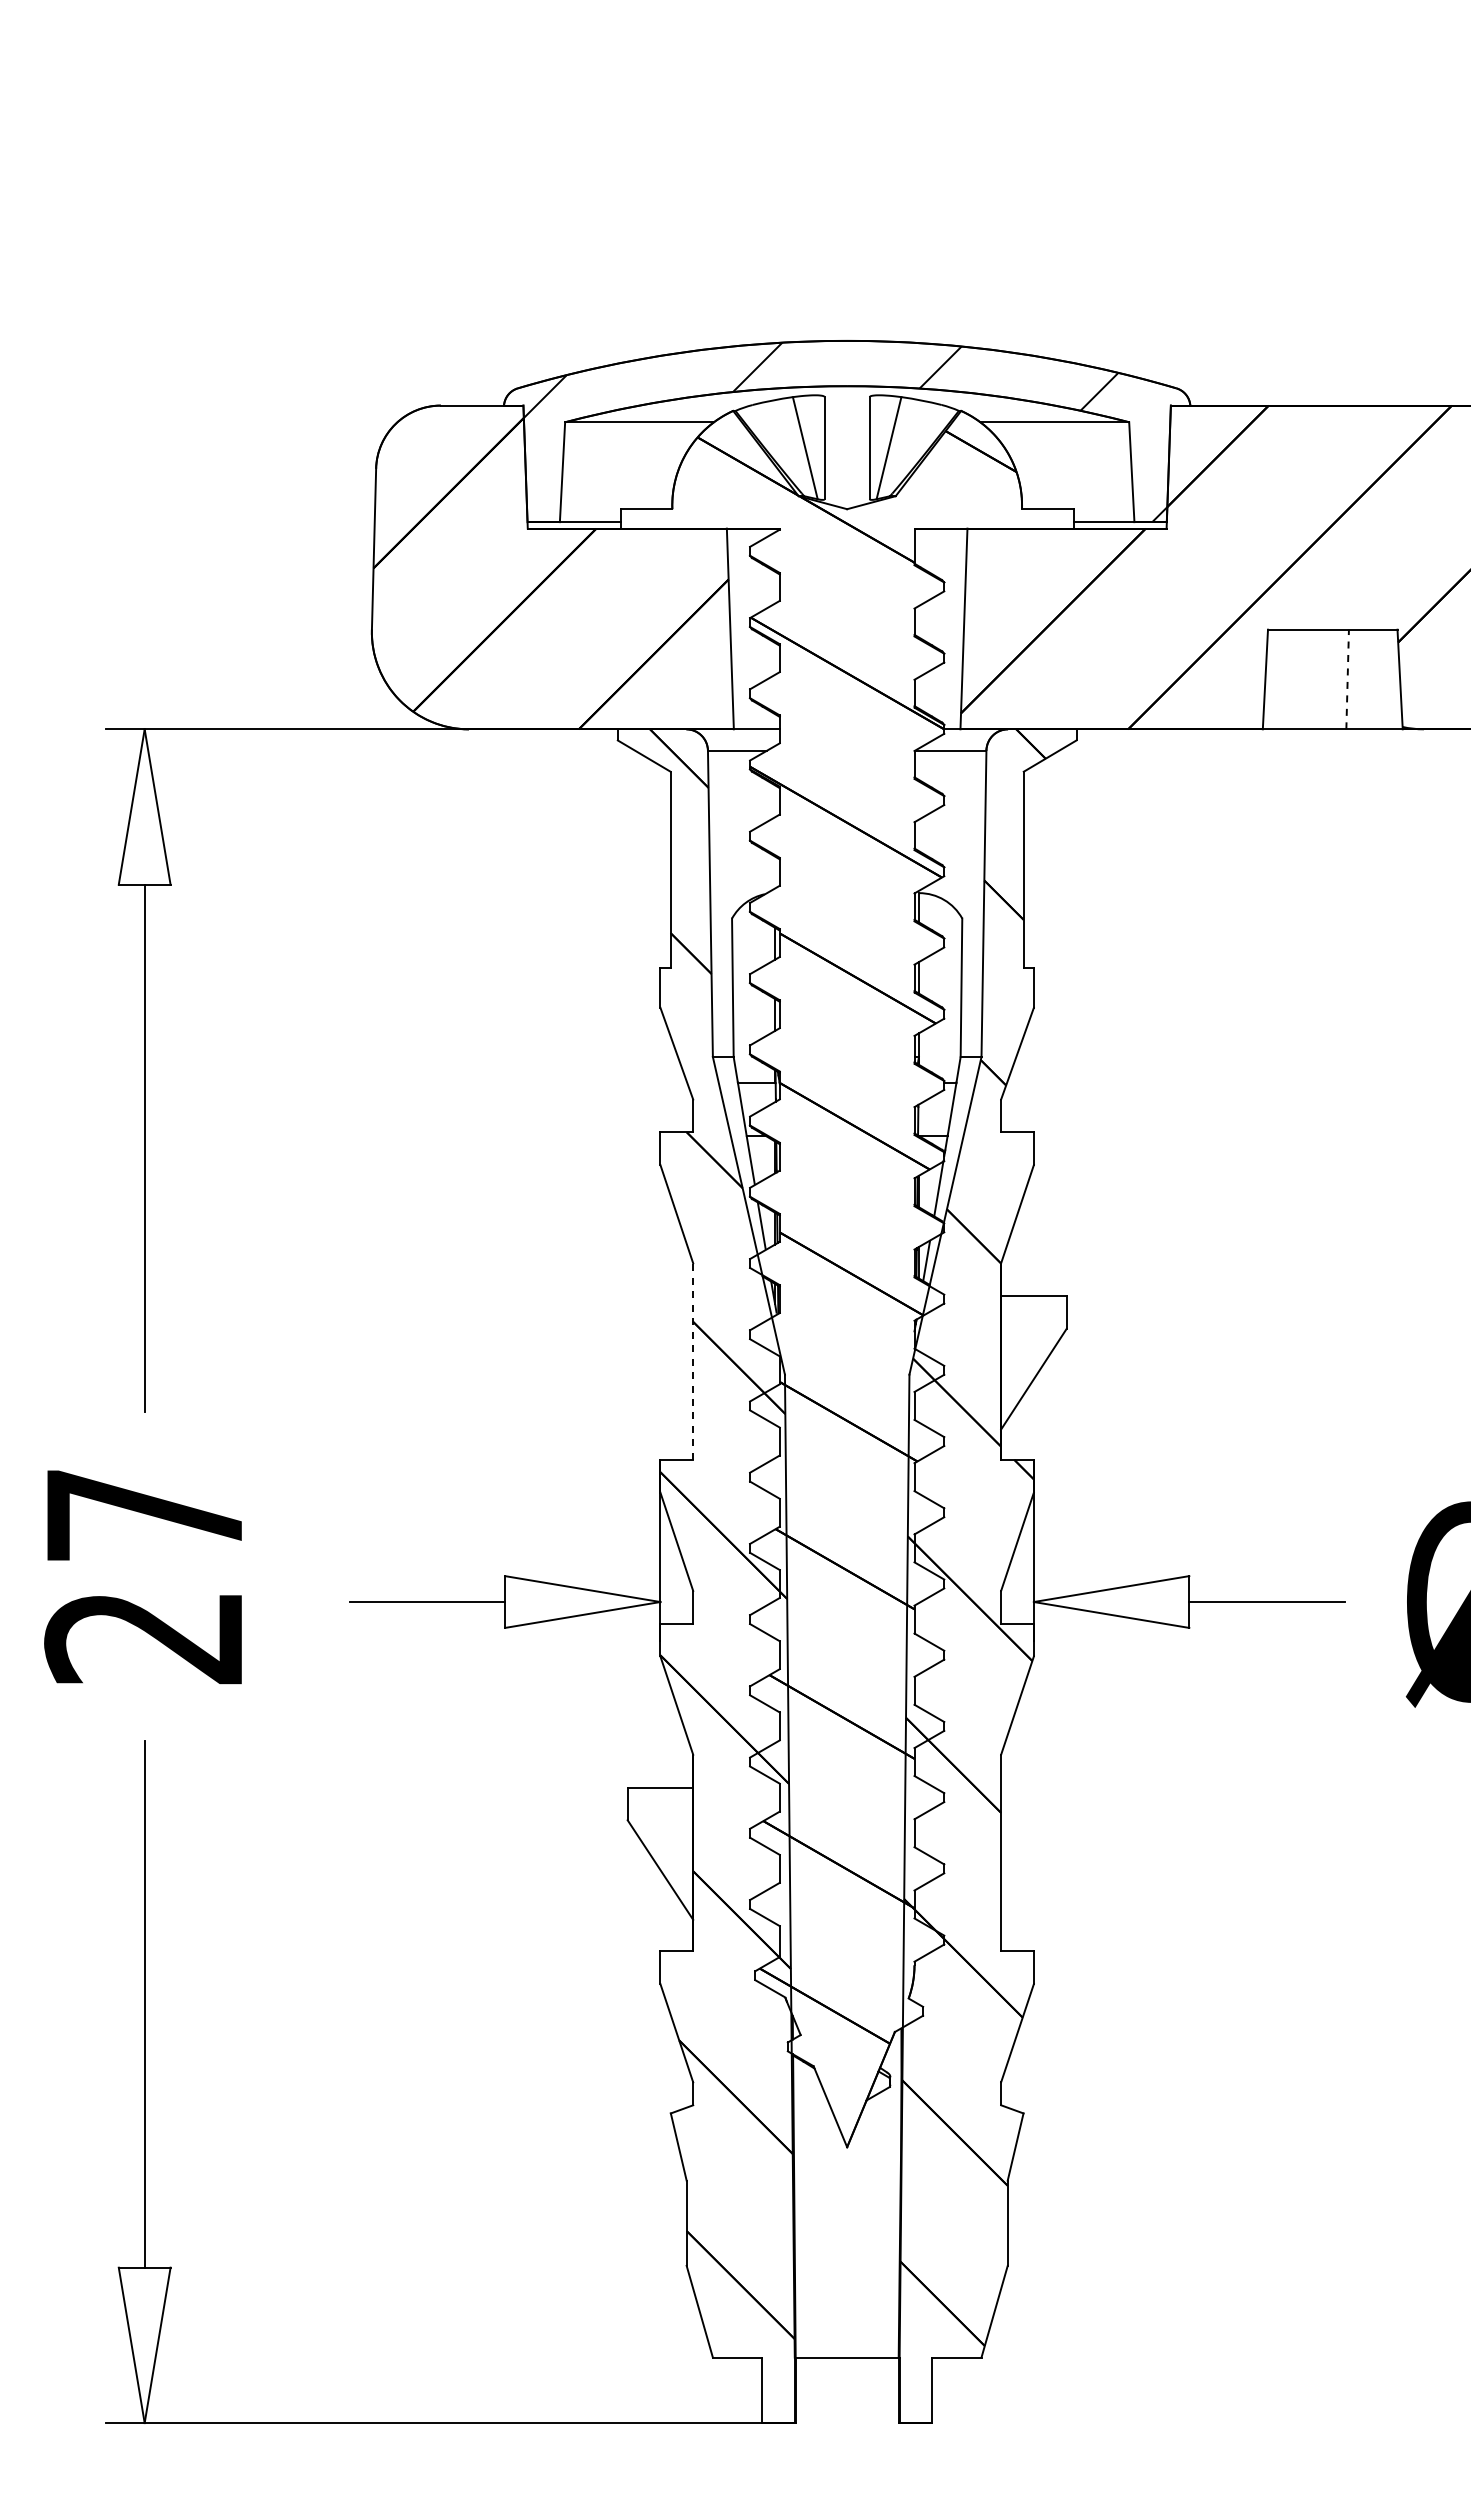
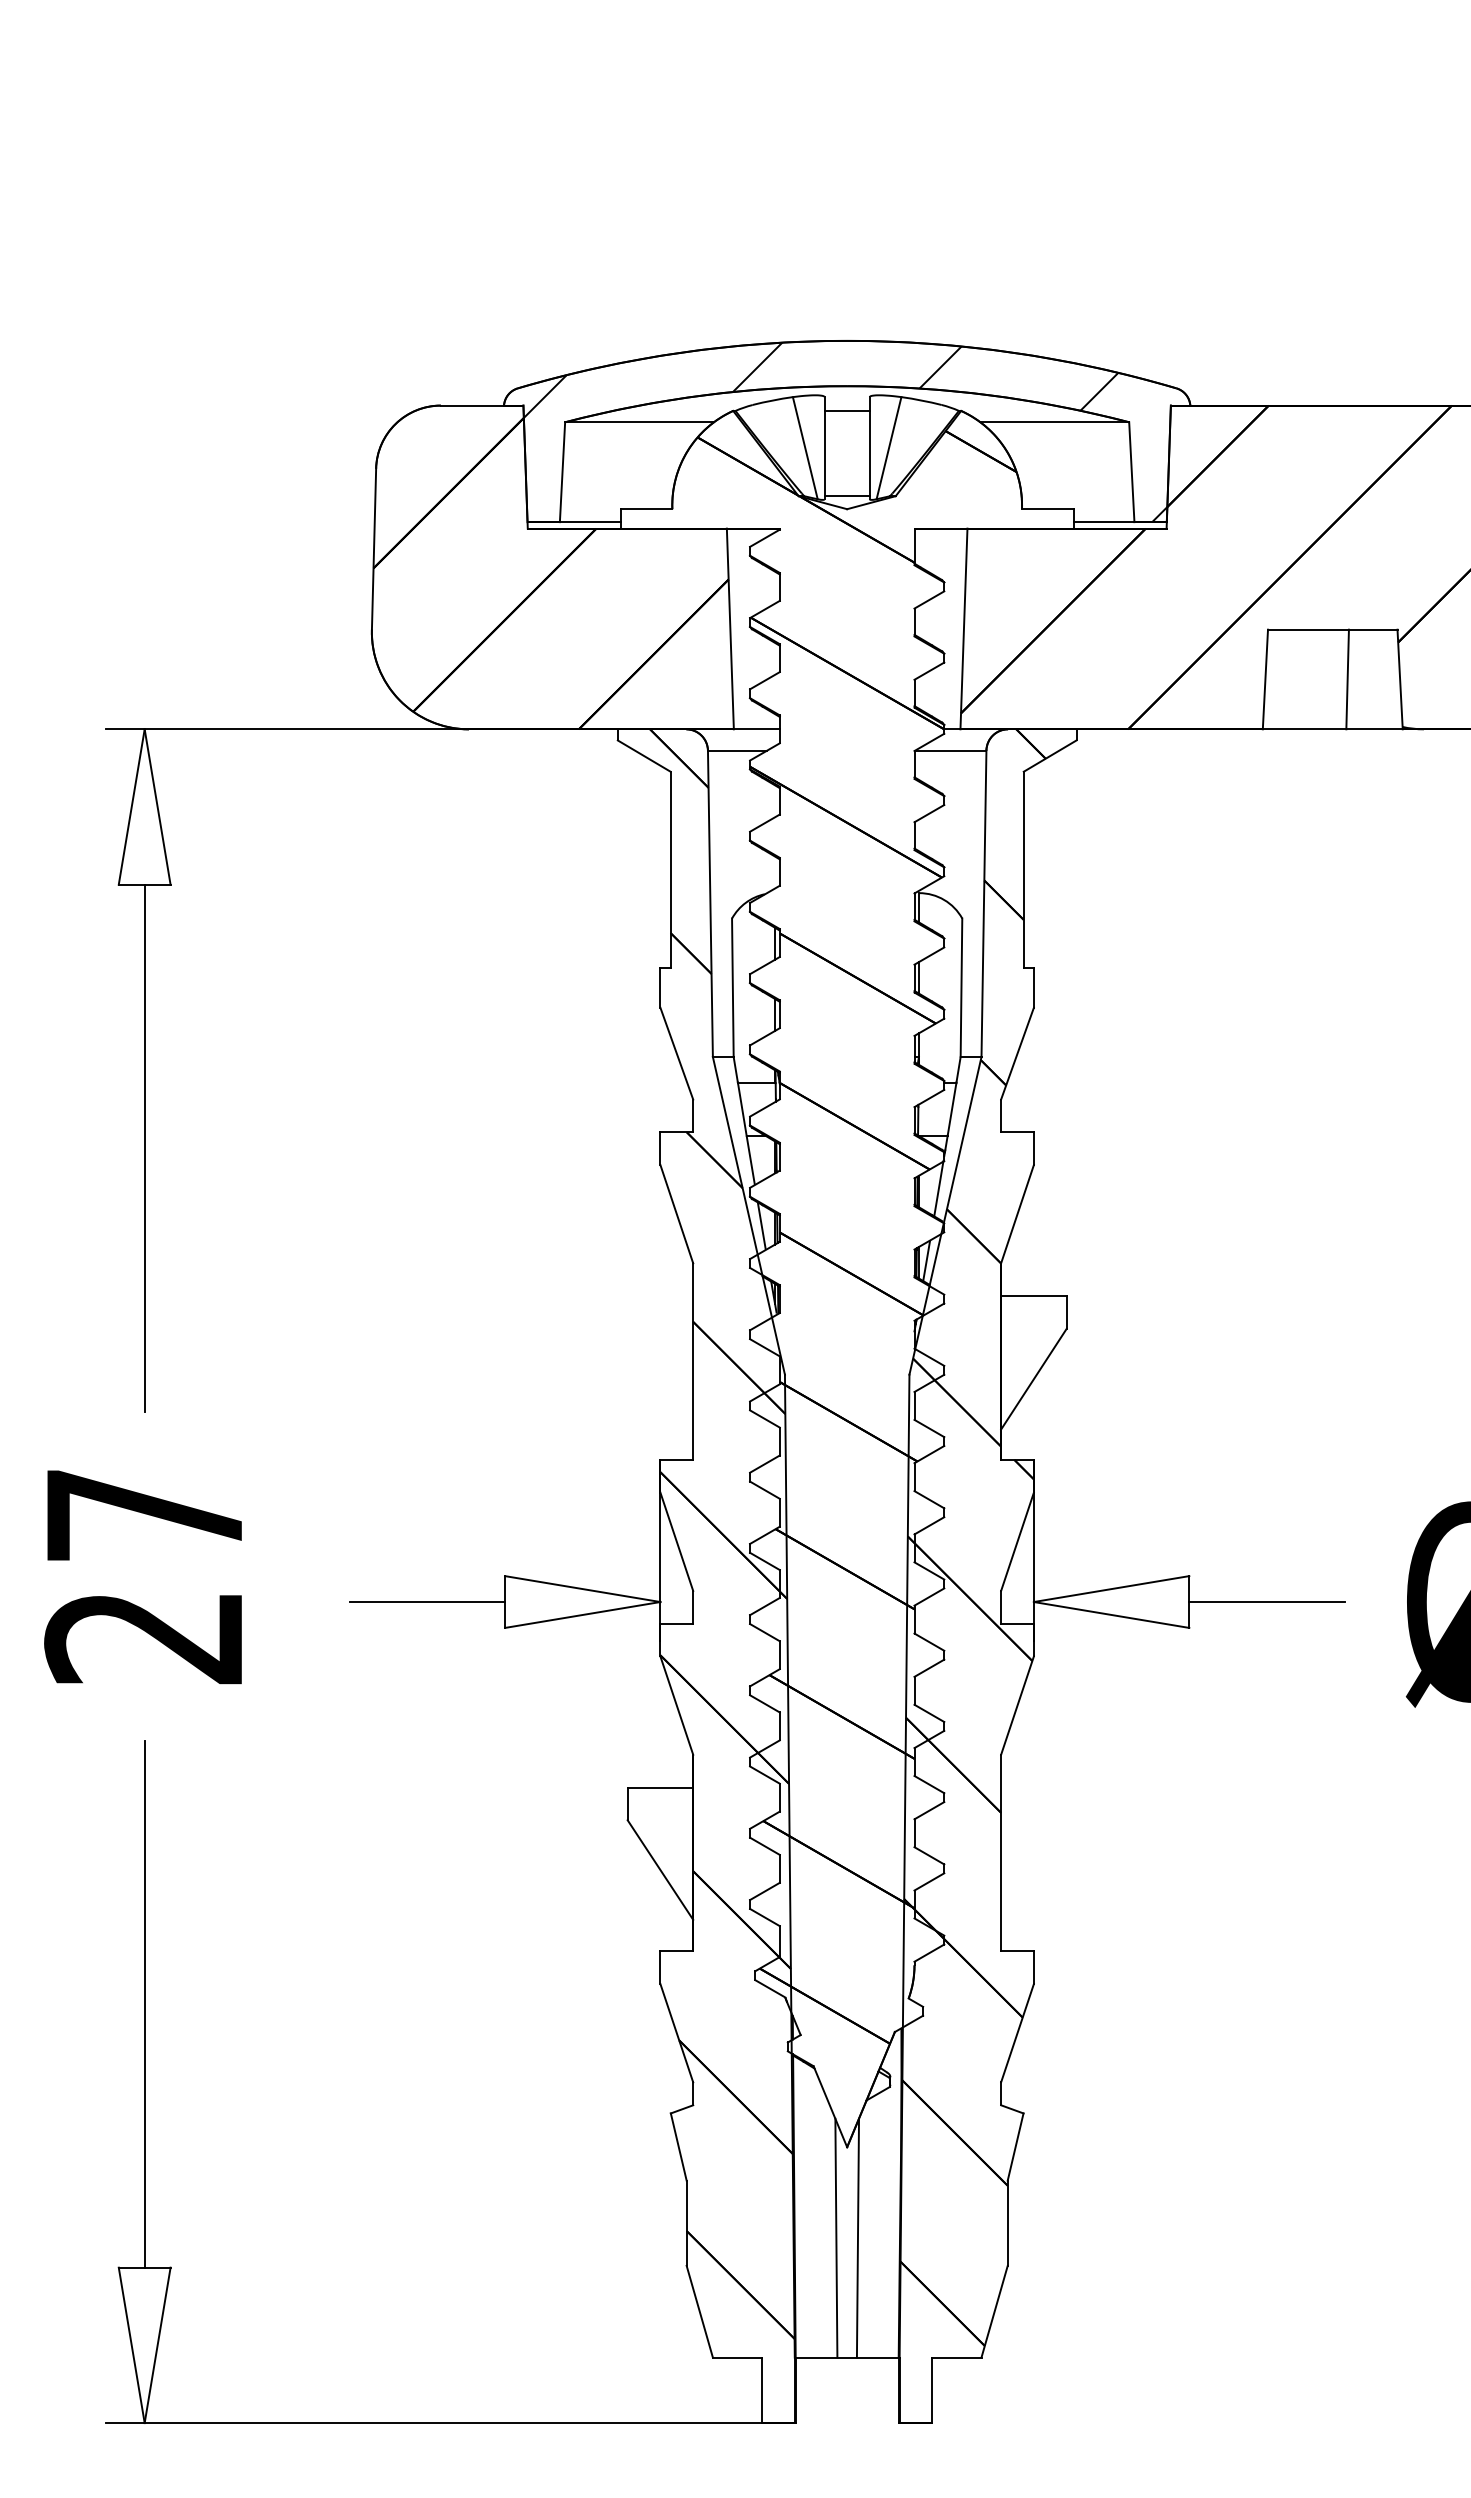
line: none -> present (846, 410)
line: none -> present (846, 496)
line: dashed -> solid (1347, 679)
line: dashed -> solid (693, 1361)
line: none -> present (836, 2237)
line: none -> present (857, 2237)
